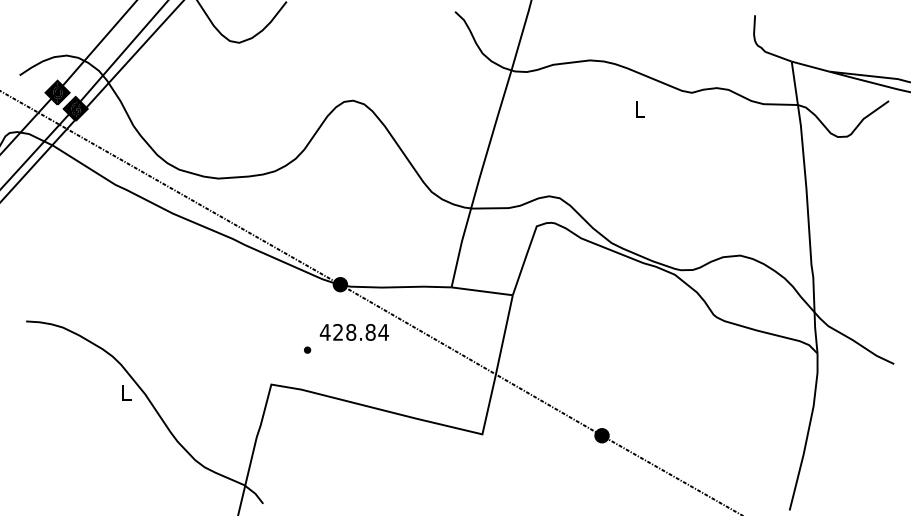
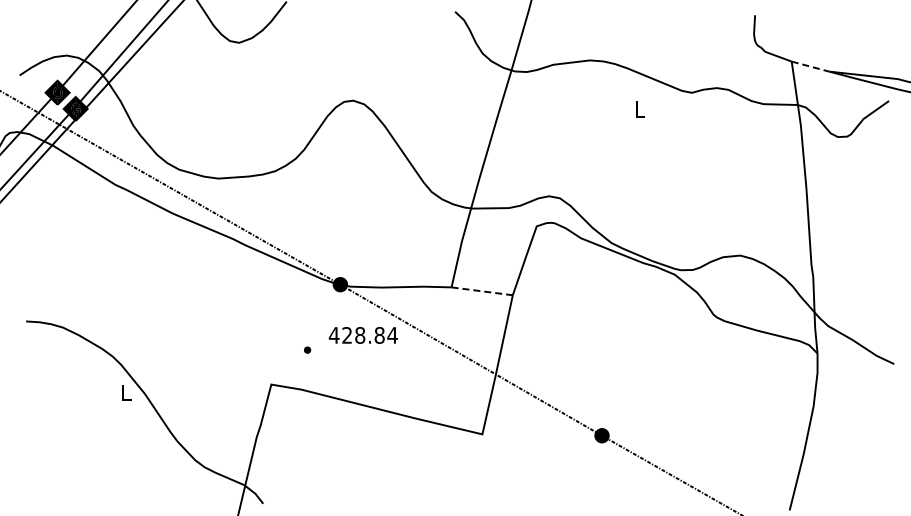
line: solid -> dashed (810, 66)
line: solid -> dashed (482, 291)
text position: (353, 332) -> (362, 335) (362, 335)
